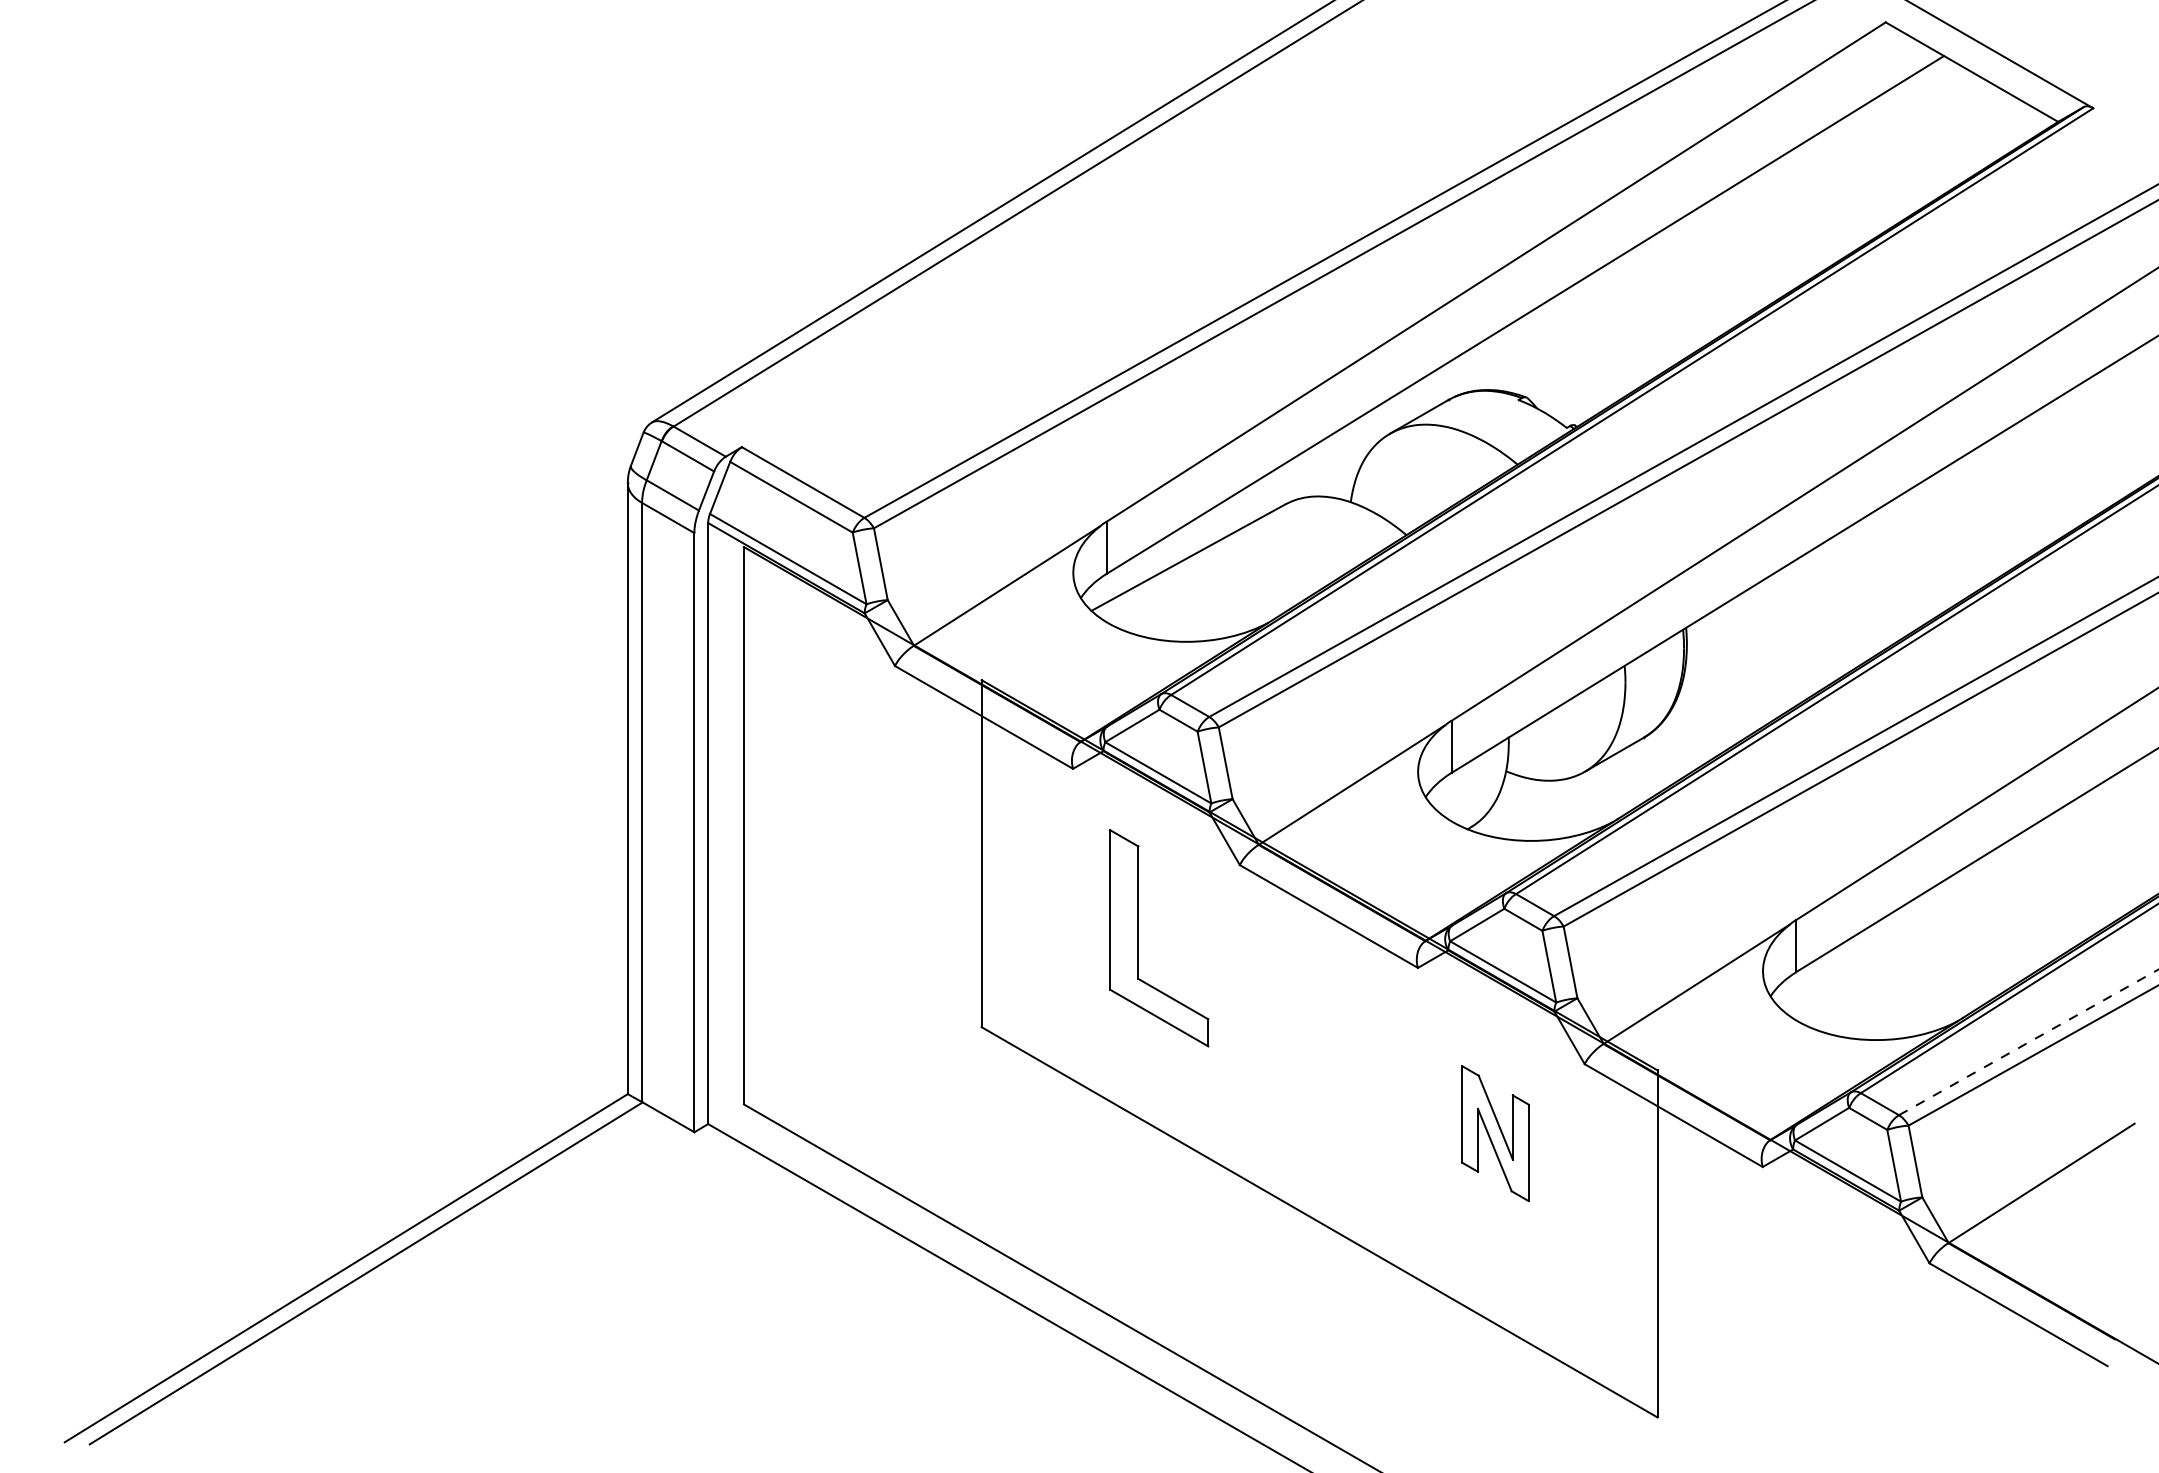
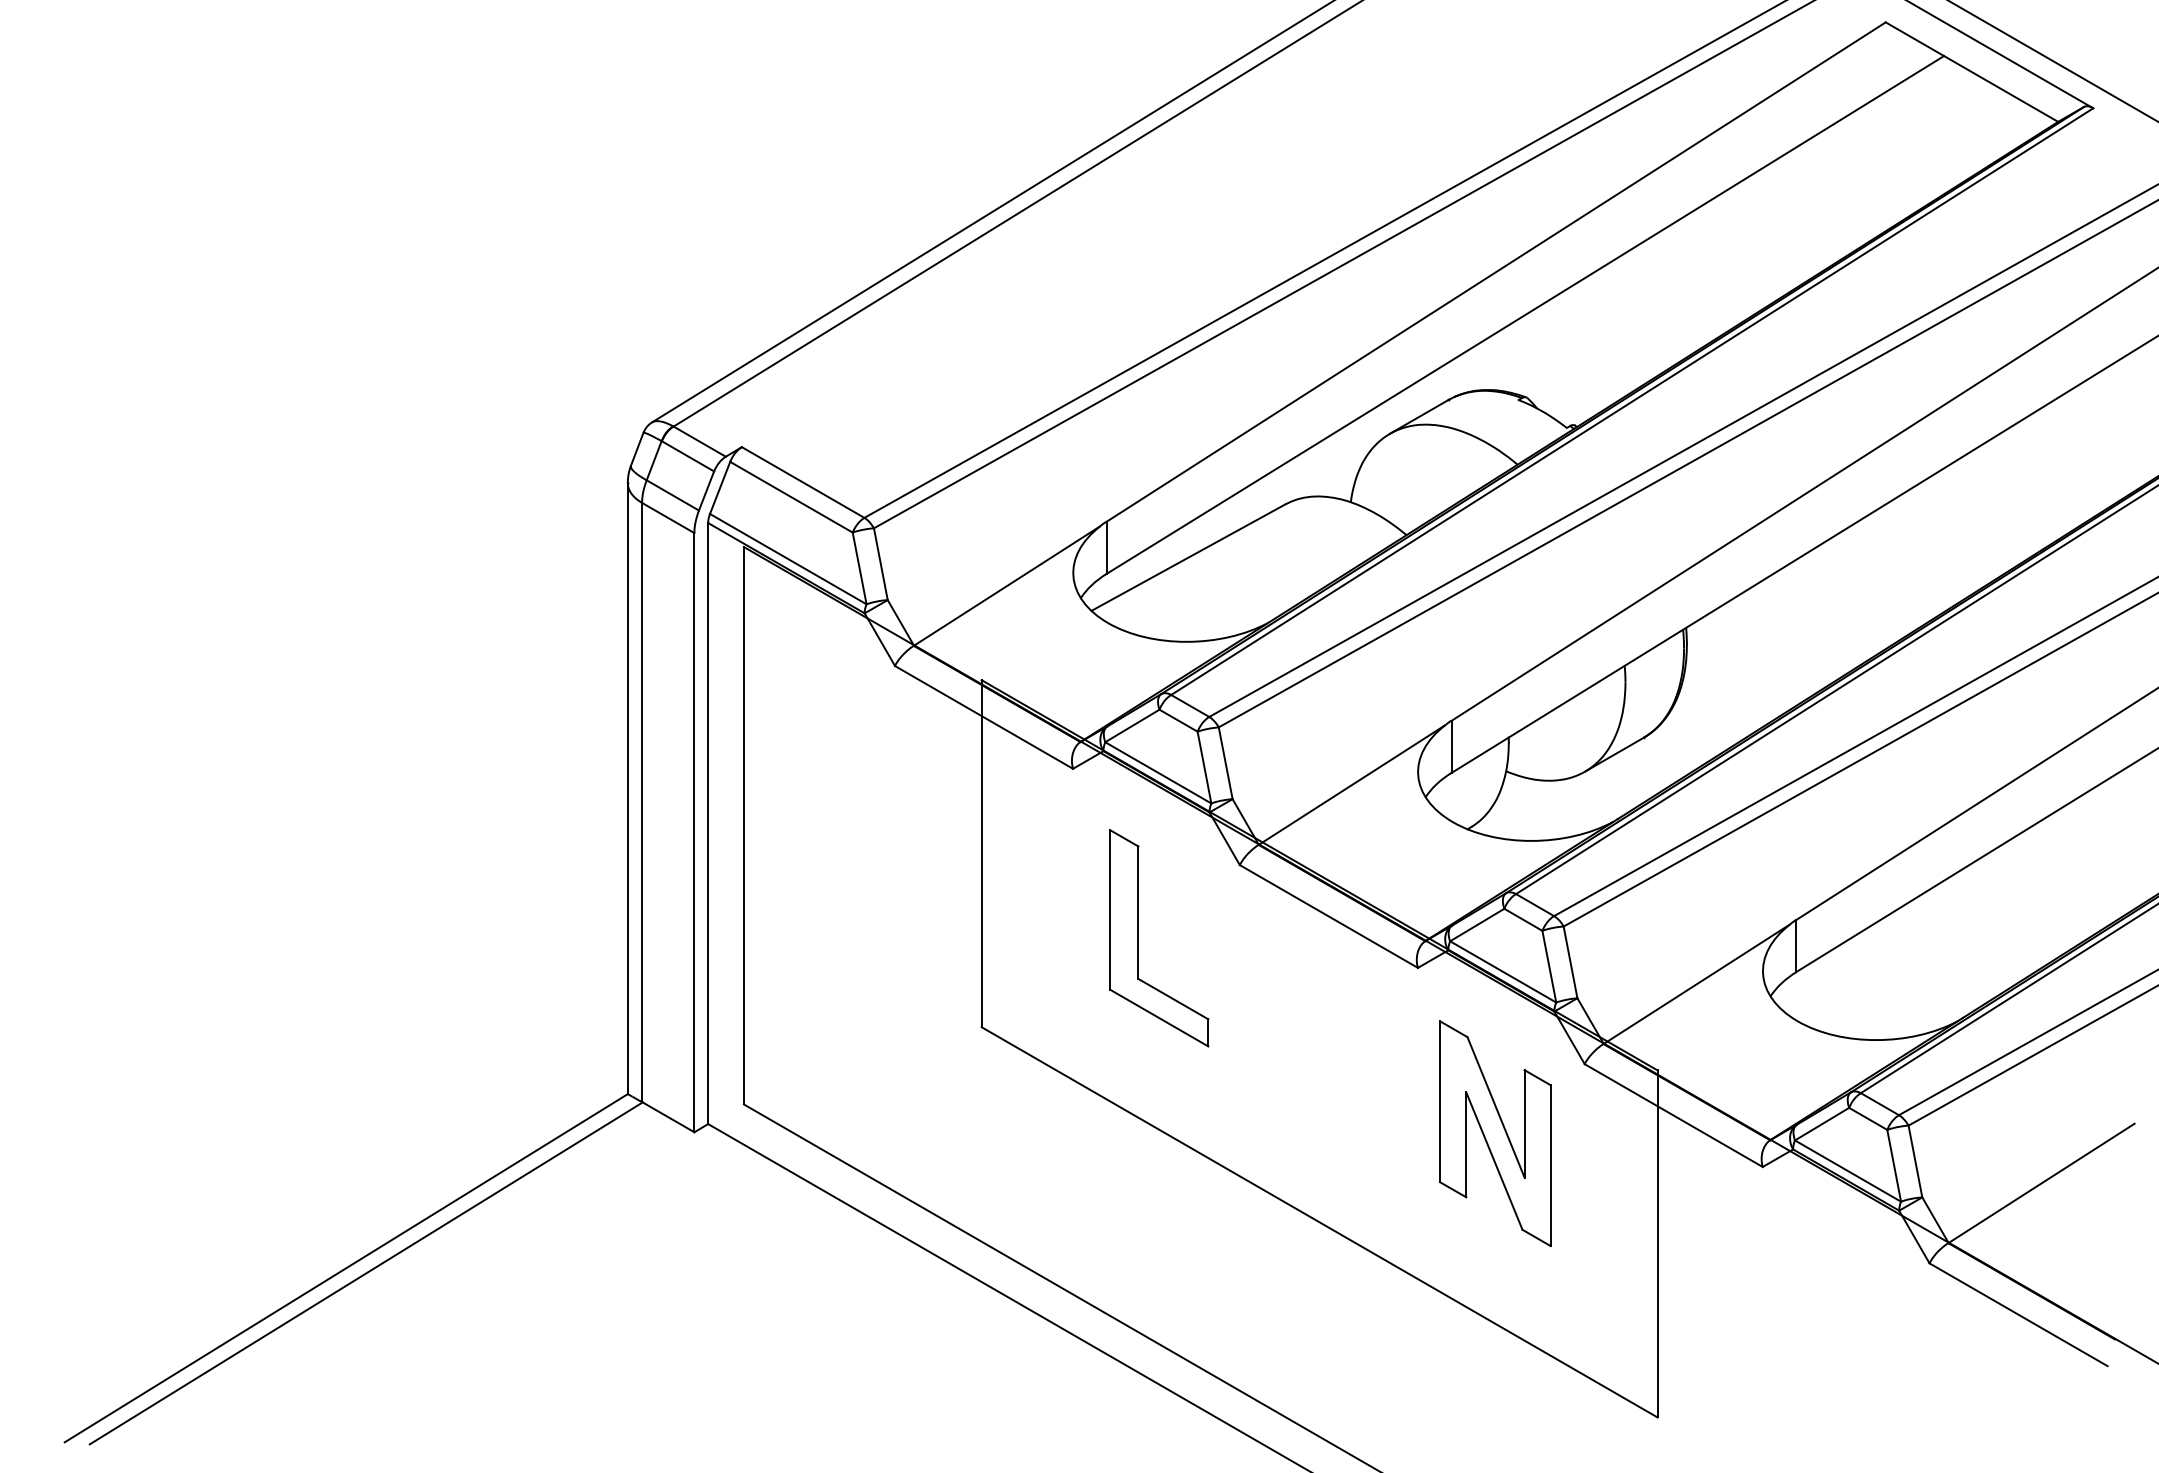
line: none -> present (2053, 61)
line: dashed -> solid (2028, 1042)
part size: 69x138 px -> 113x227 px (1495, 1133)
